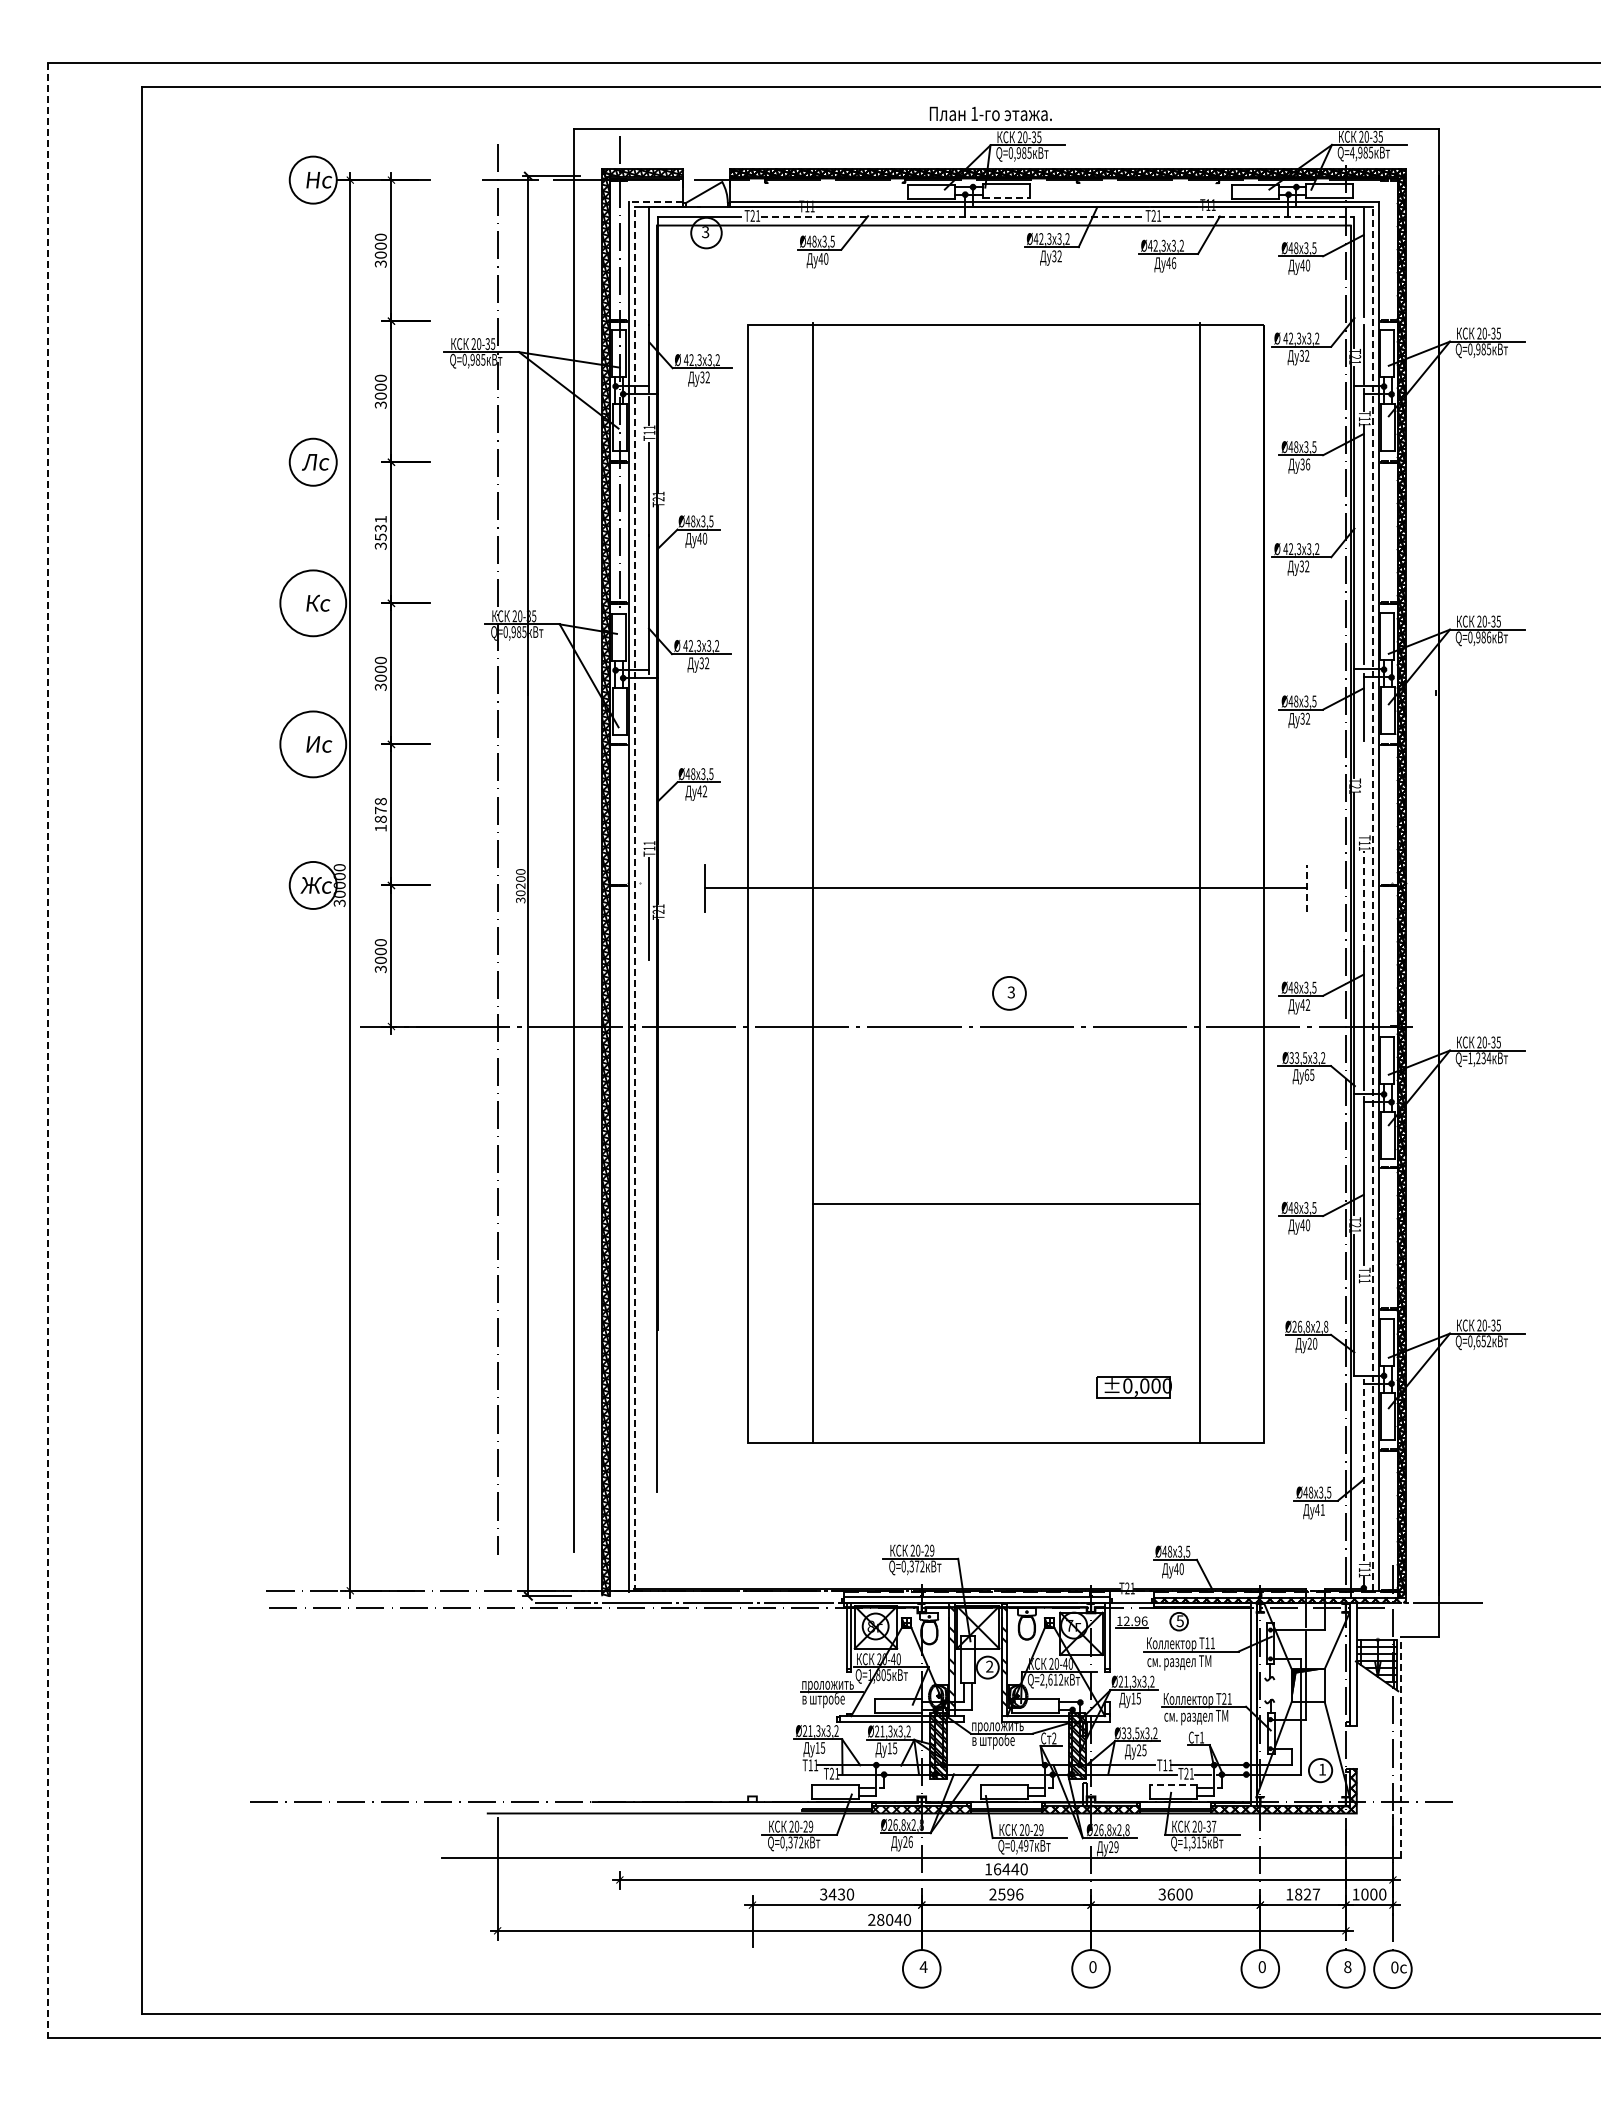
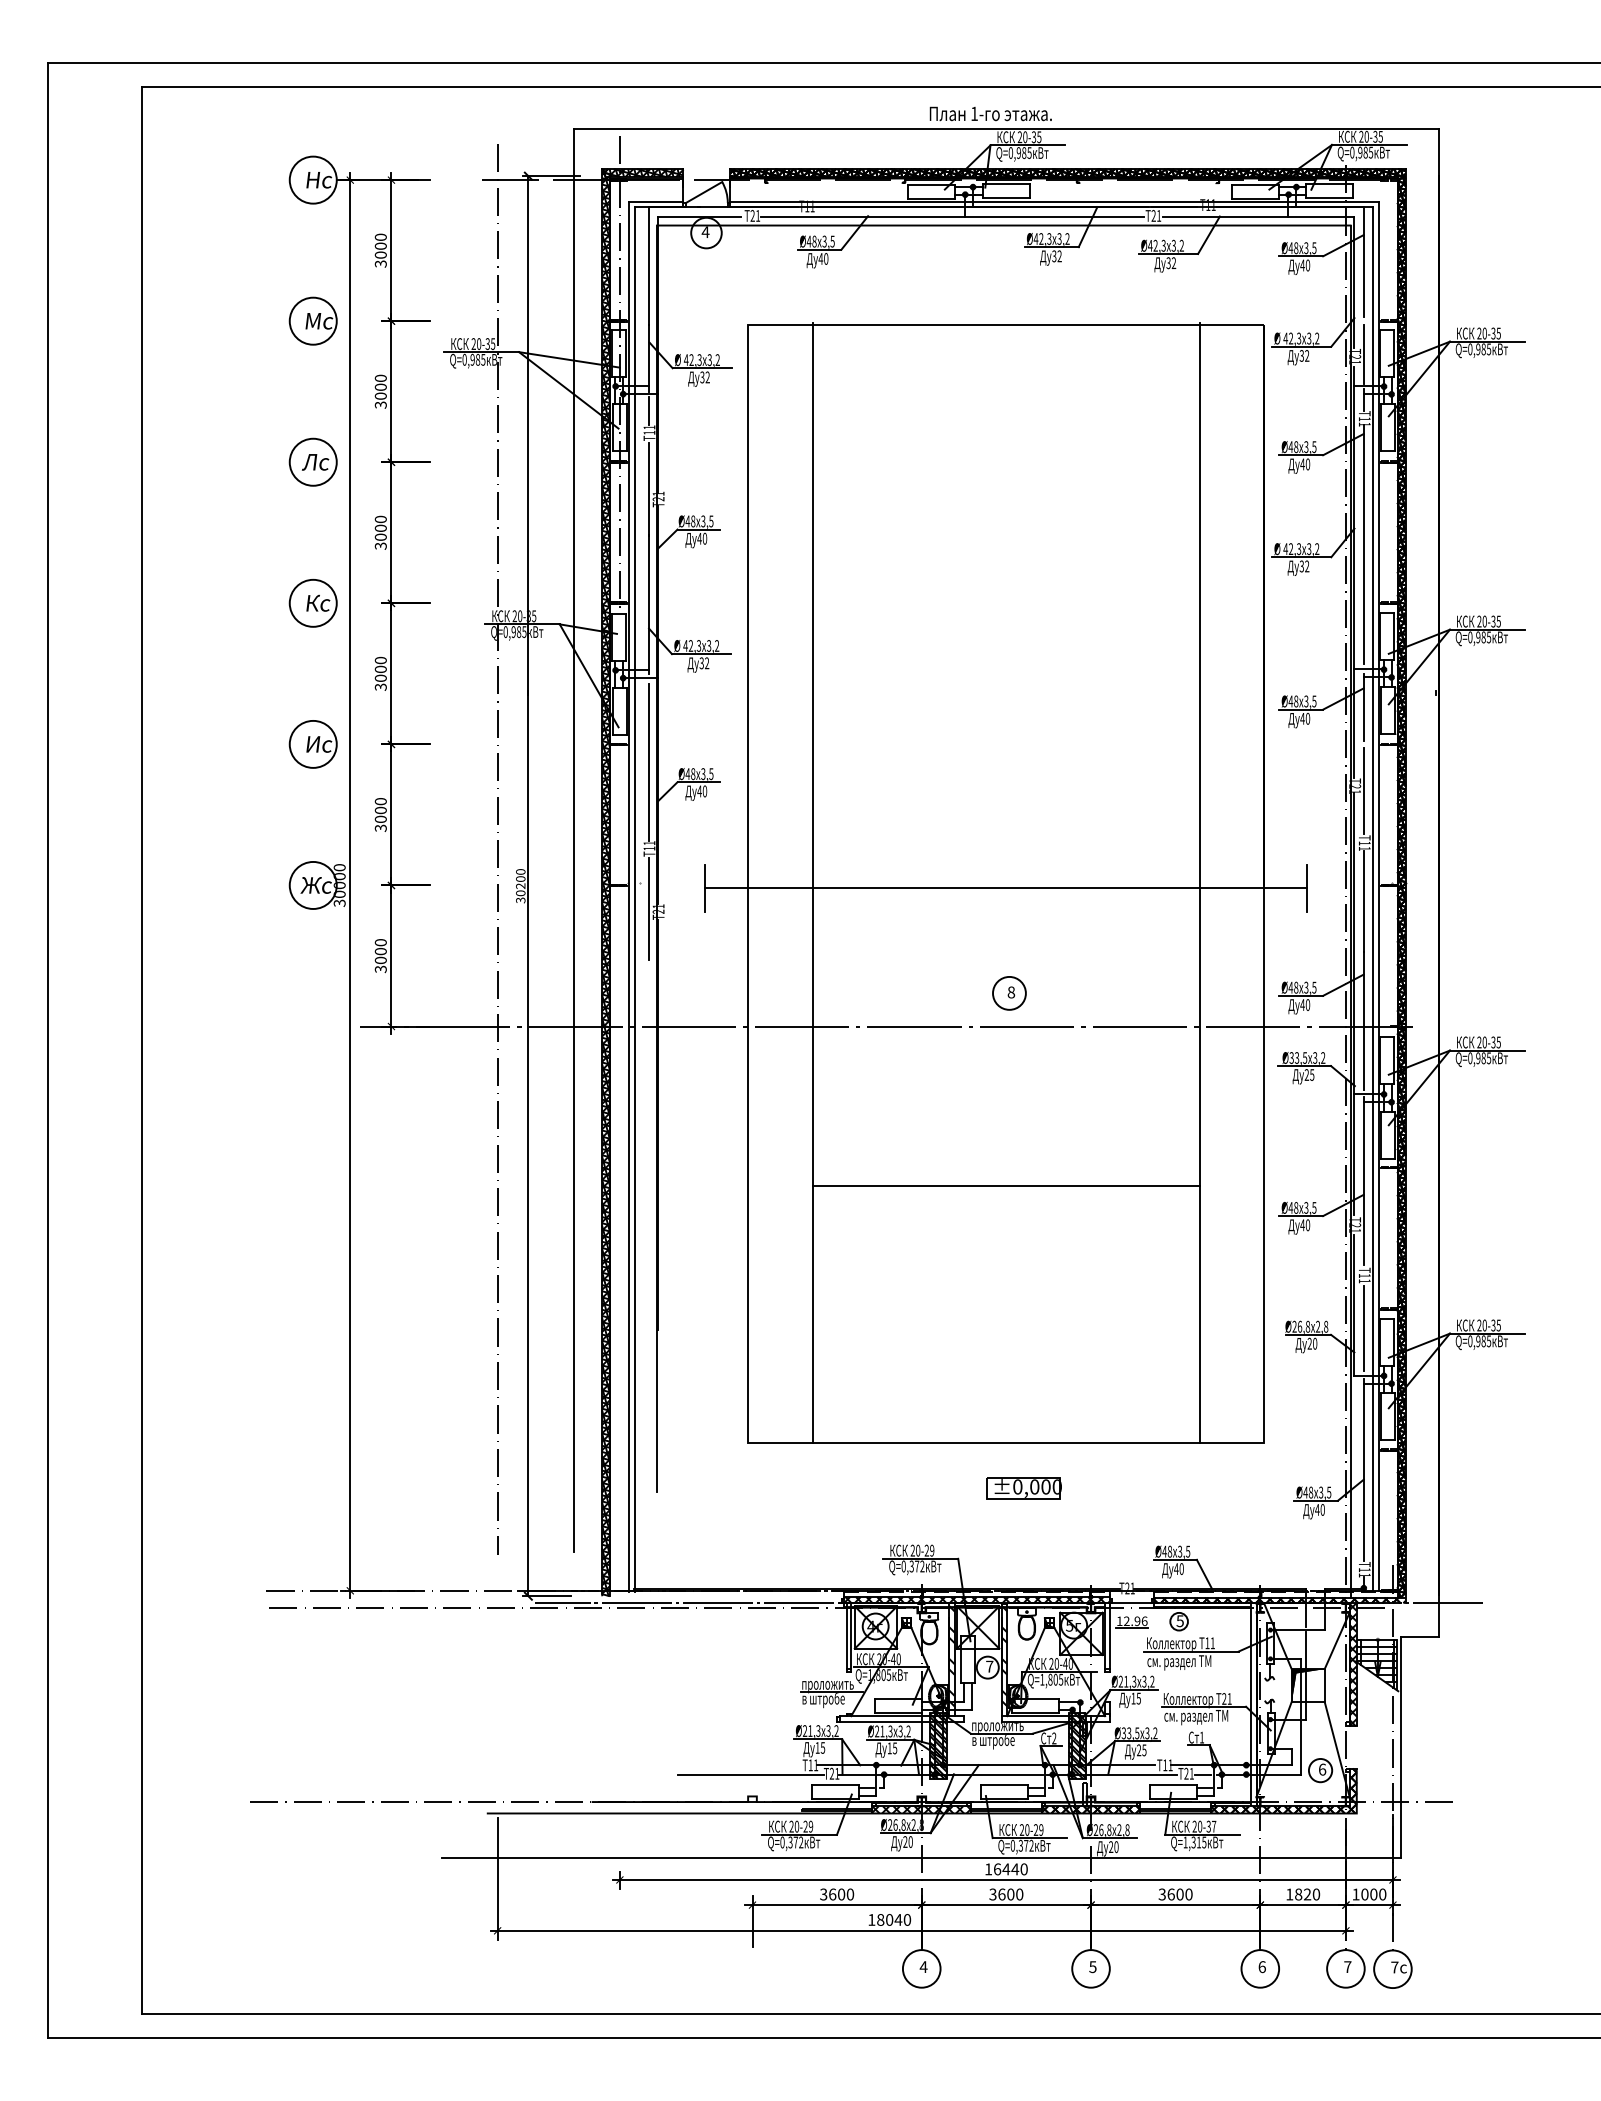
text: Q=4,985 -> Q=0,985 (1352, 152)
line: dashed -> solid (1006, 197)
line: dashed -> solid (655, 201)
line: dashed -> solid (952, 216)
line: dashed -> solid (1259, 216)
text: 3 -> 4 (705, 232)
text: 46 -> 32 (1171, 263)
part: none -> present (312, 320)
text: 36 -> 40 (1305, 464)
text: 3531 -> 3000 (380, 527)
circle diameter: 66 px -> 47 px (312, 602)
text: Q=0,986 -> Q=0,985 (1488, 637)
text: 32 -> 40 (1305, 718)
circle diameter: 66 px -> 47 px (312, 743)
line: none -> present (649, 762)
line: none -> present (1363, 790)
text: 42 -> 40 (704, 791)
text: 1878 -> 3000 (380, 814)
line: dashed -> solid (1307, 888)
line: dashed -> solid (634, 899)
line: dashed -> solid (1373, 899)
line: dashed -> solid (1363, 900)
text: 3 -> 8 (1011, 992)
text: 42 -> 40 (1307, 1004)
line: dashed -> solid (48, 1051)
text: Q=1,234 -> Q=0,985 (1479, 1058)
text: 65 -> 25 (1306, 1074)
line position: (1005, 1204) -> (1005, 1186) (1005, 1186)
line: none -> present (1363, 1328)
text: Q=0,652 -> Q=0,985 (1483, 1341)
part position: (1133, 1387) -> (1023, 1488) (1023, 1488)
line: dashed -> solid (1363, 1469)
text: 41 -> 40 (1322, 1509)
hatch: none -> present (976, 1600)
text: 7 -> 5 (1069, 1625)
text: 8 -> 4 (870, 1626)
hatch: none -> present (1352, 1664)
text: 2 -> 7 (989, 1666)
text: Q=2,612 -> Q=1,805 (1051, 1679)
line: dashed -> solid (1401, 1747)
text: 1 -> 6 (1322, 1769)
line: none -> present (750, 1774)
line: dashed -> solid (1173, 1785)
text: 26 -> 20 (910, 1841)
text: Q=0,497 -> Q=0,372 (1025, 1845)
text: 29 -> 20 (1116, 1846)
text: 3430 -> 3600 (836, 1894)
text: 2596 -> 3600 (1006, 1894)
text: 1827 -> 1820 (1316, 1894)
text: 28040 -> 18040 (871, 1919)
text: 0 -> 5 (1092, 1966)
text: 0 -> 6 (1261, 1966)
text: 8 -> 7 (1347, 1967)
text: 0c -> 7c (1394, 1967)
